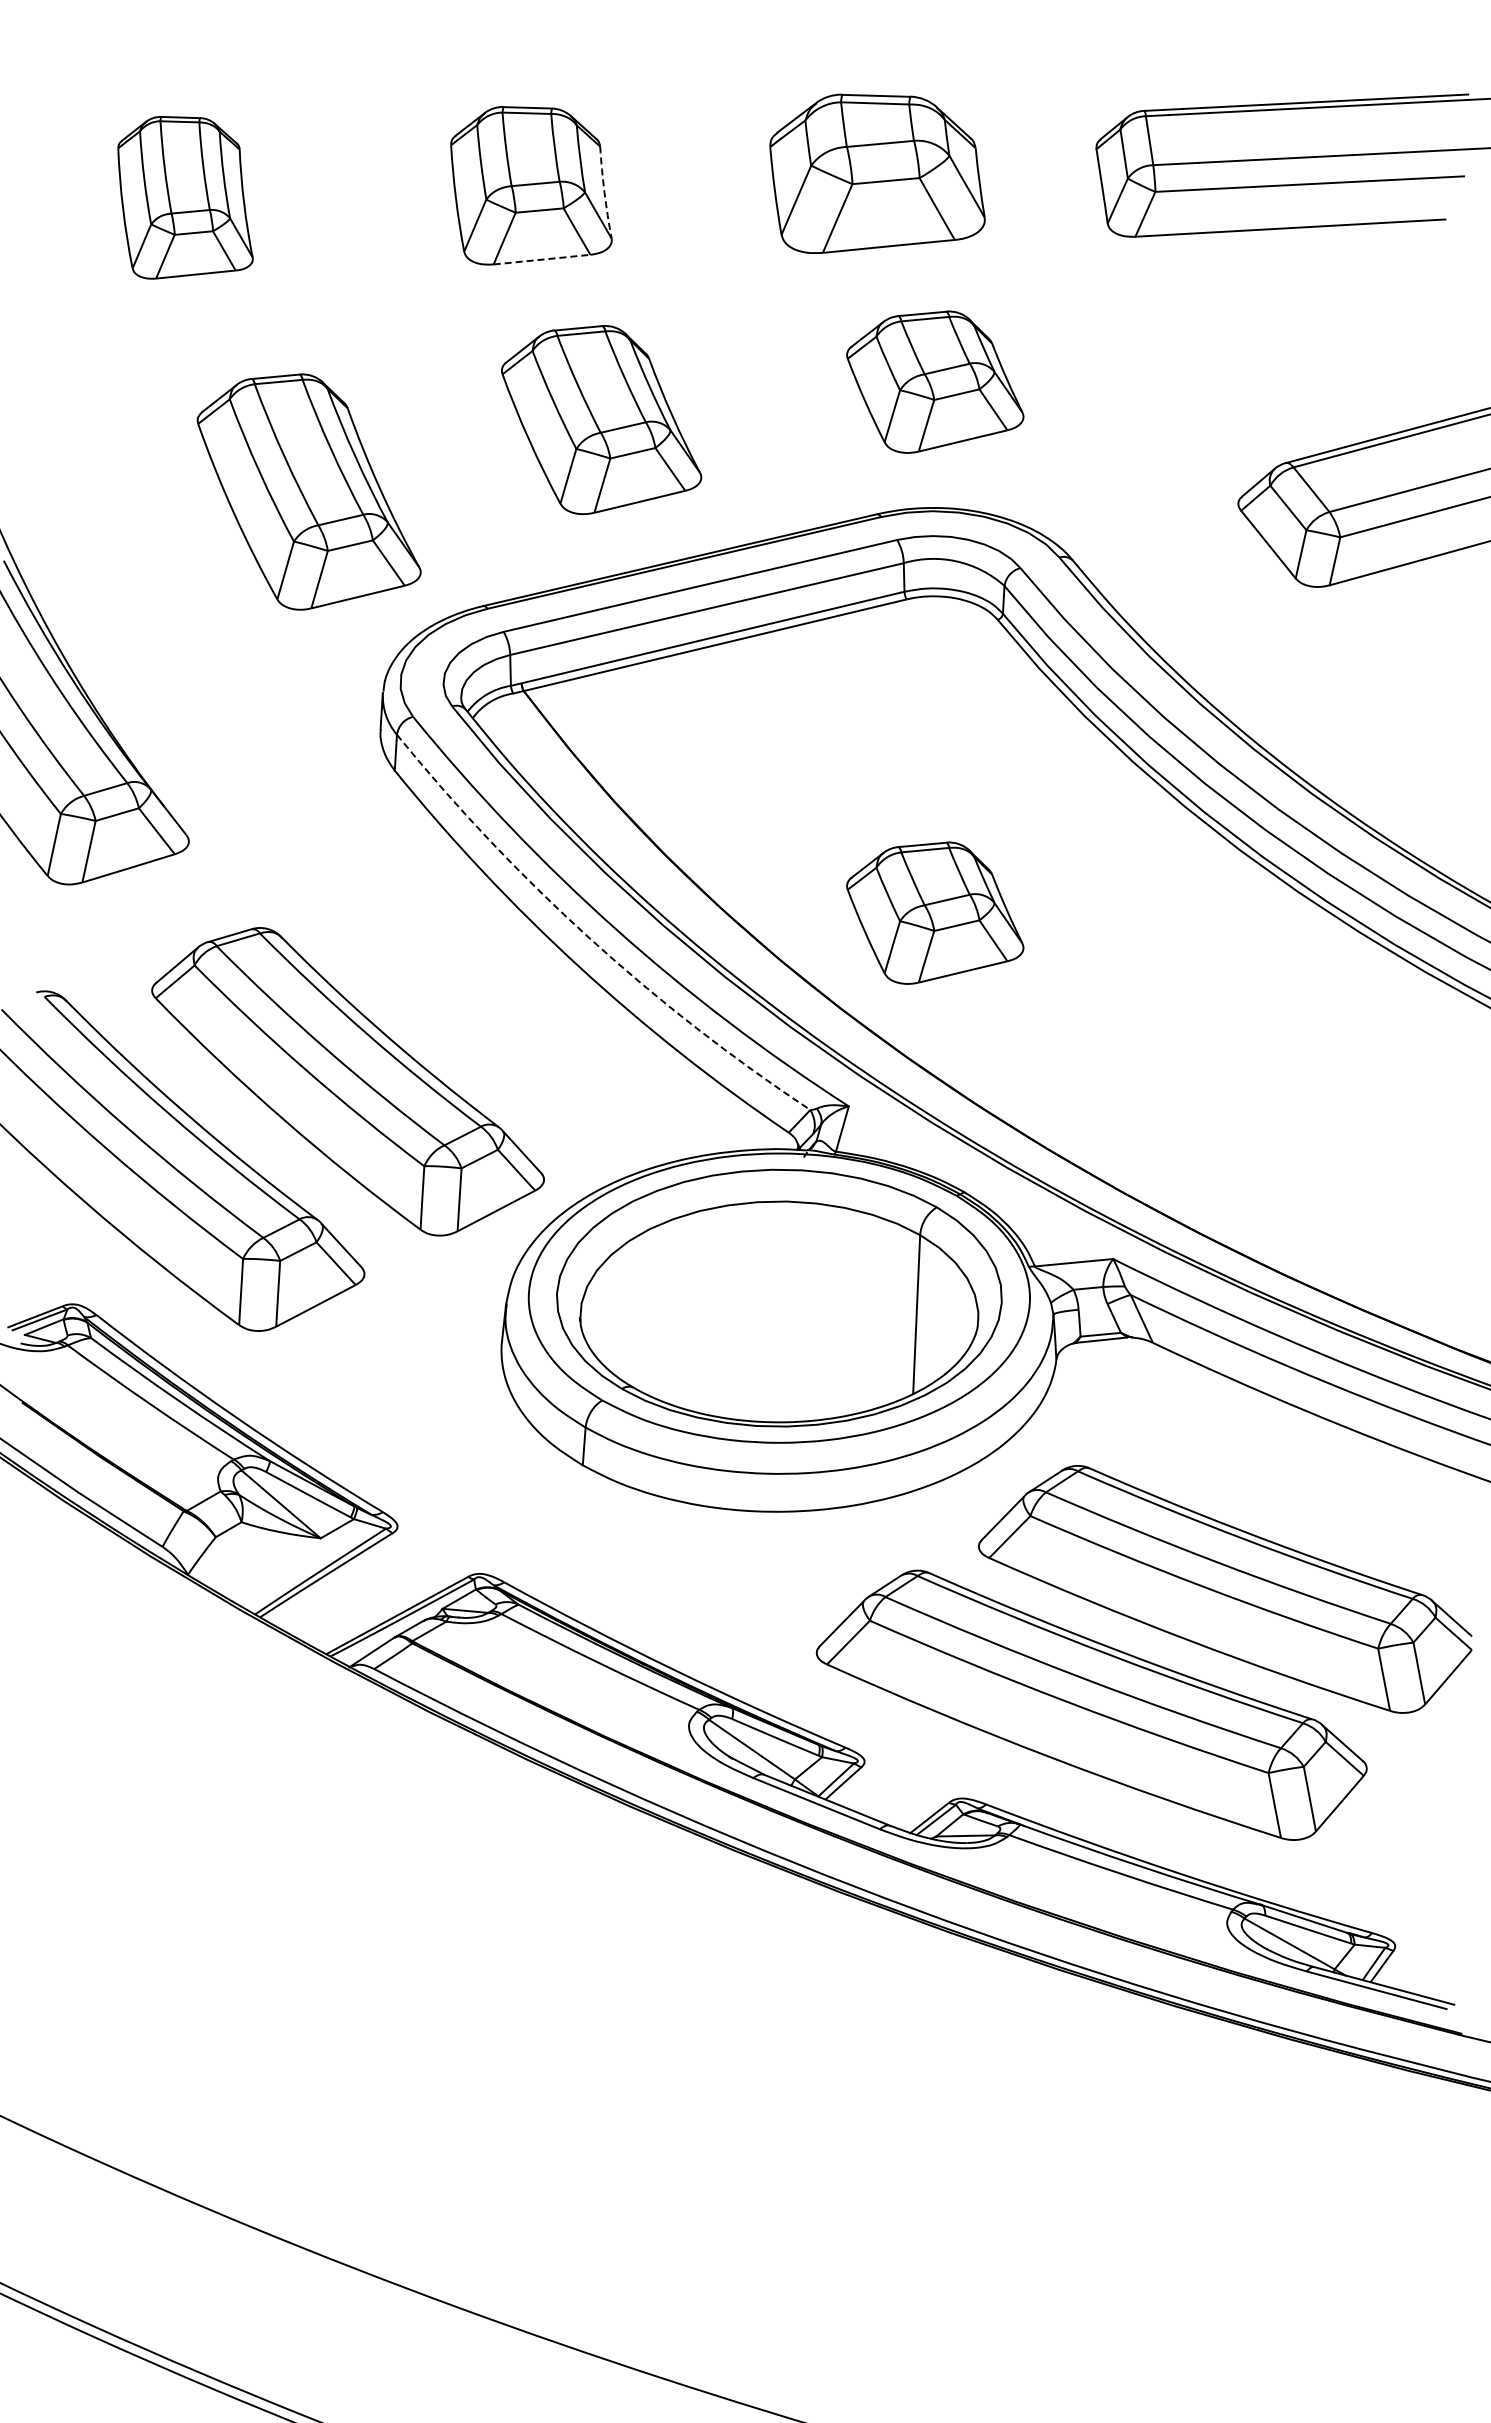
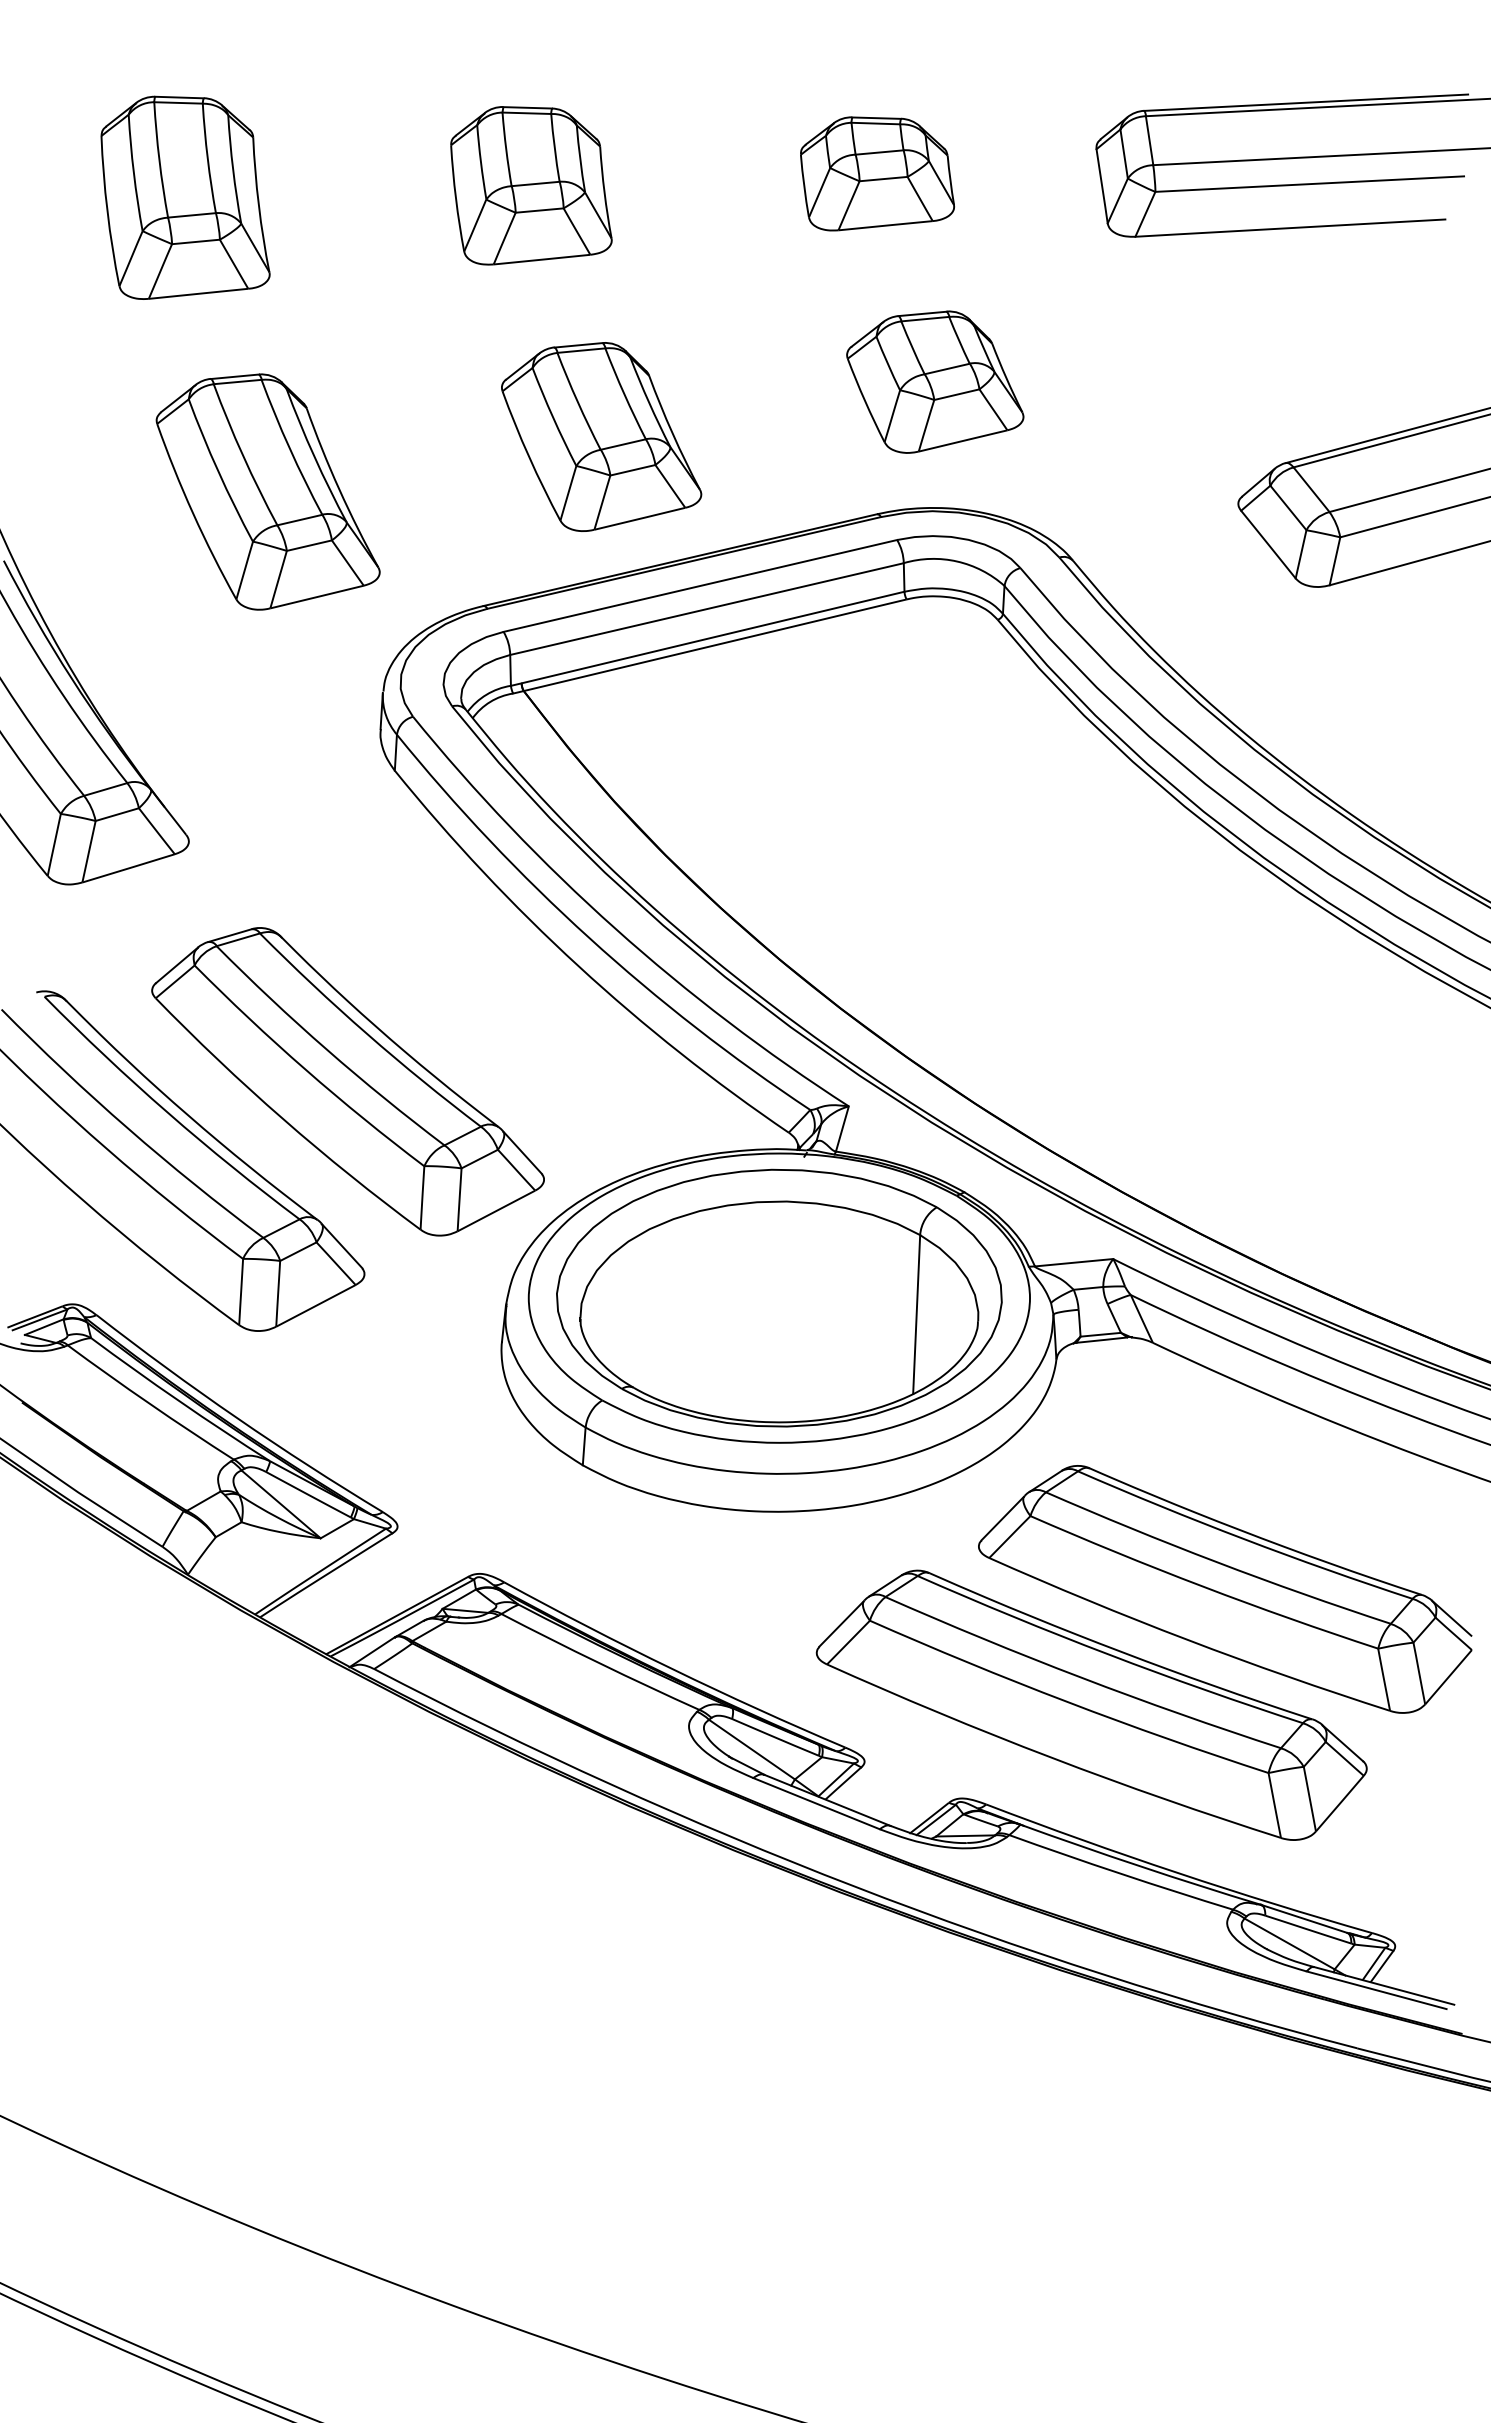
part size: 217x161 px -> 155x116 px (877, 173)
arc: dashed -> solid (604, 192)
part size: 137x164 px -> 171x205 px (185, 197)
line: dashed -> solid (542, 259)
part position: (601, 419) -> (601, 436) (601, 436)
part position: (308, 491) -> (267, 491) (267, 491)
part: present -> none (935, 912)
arc: dashed -> solid (589, 938)
